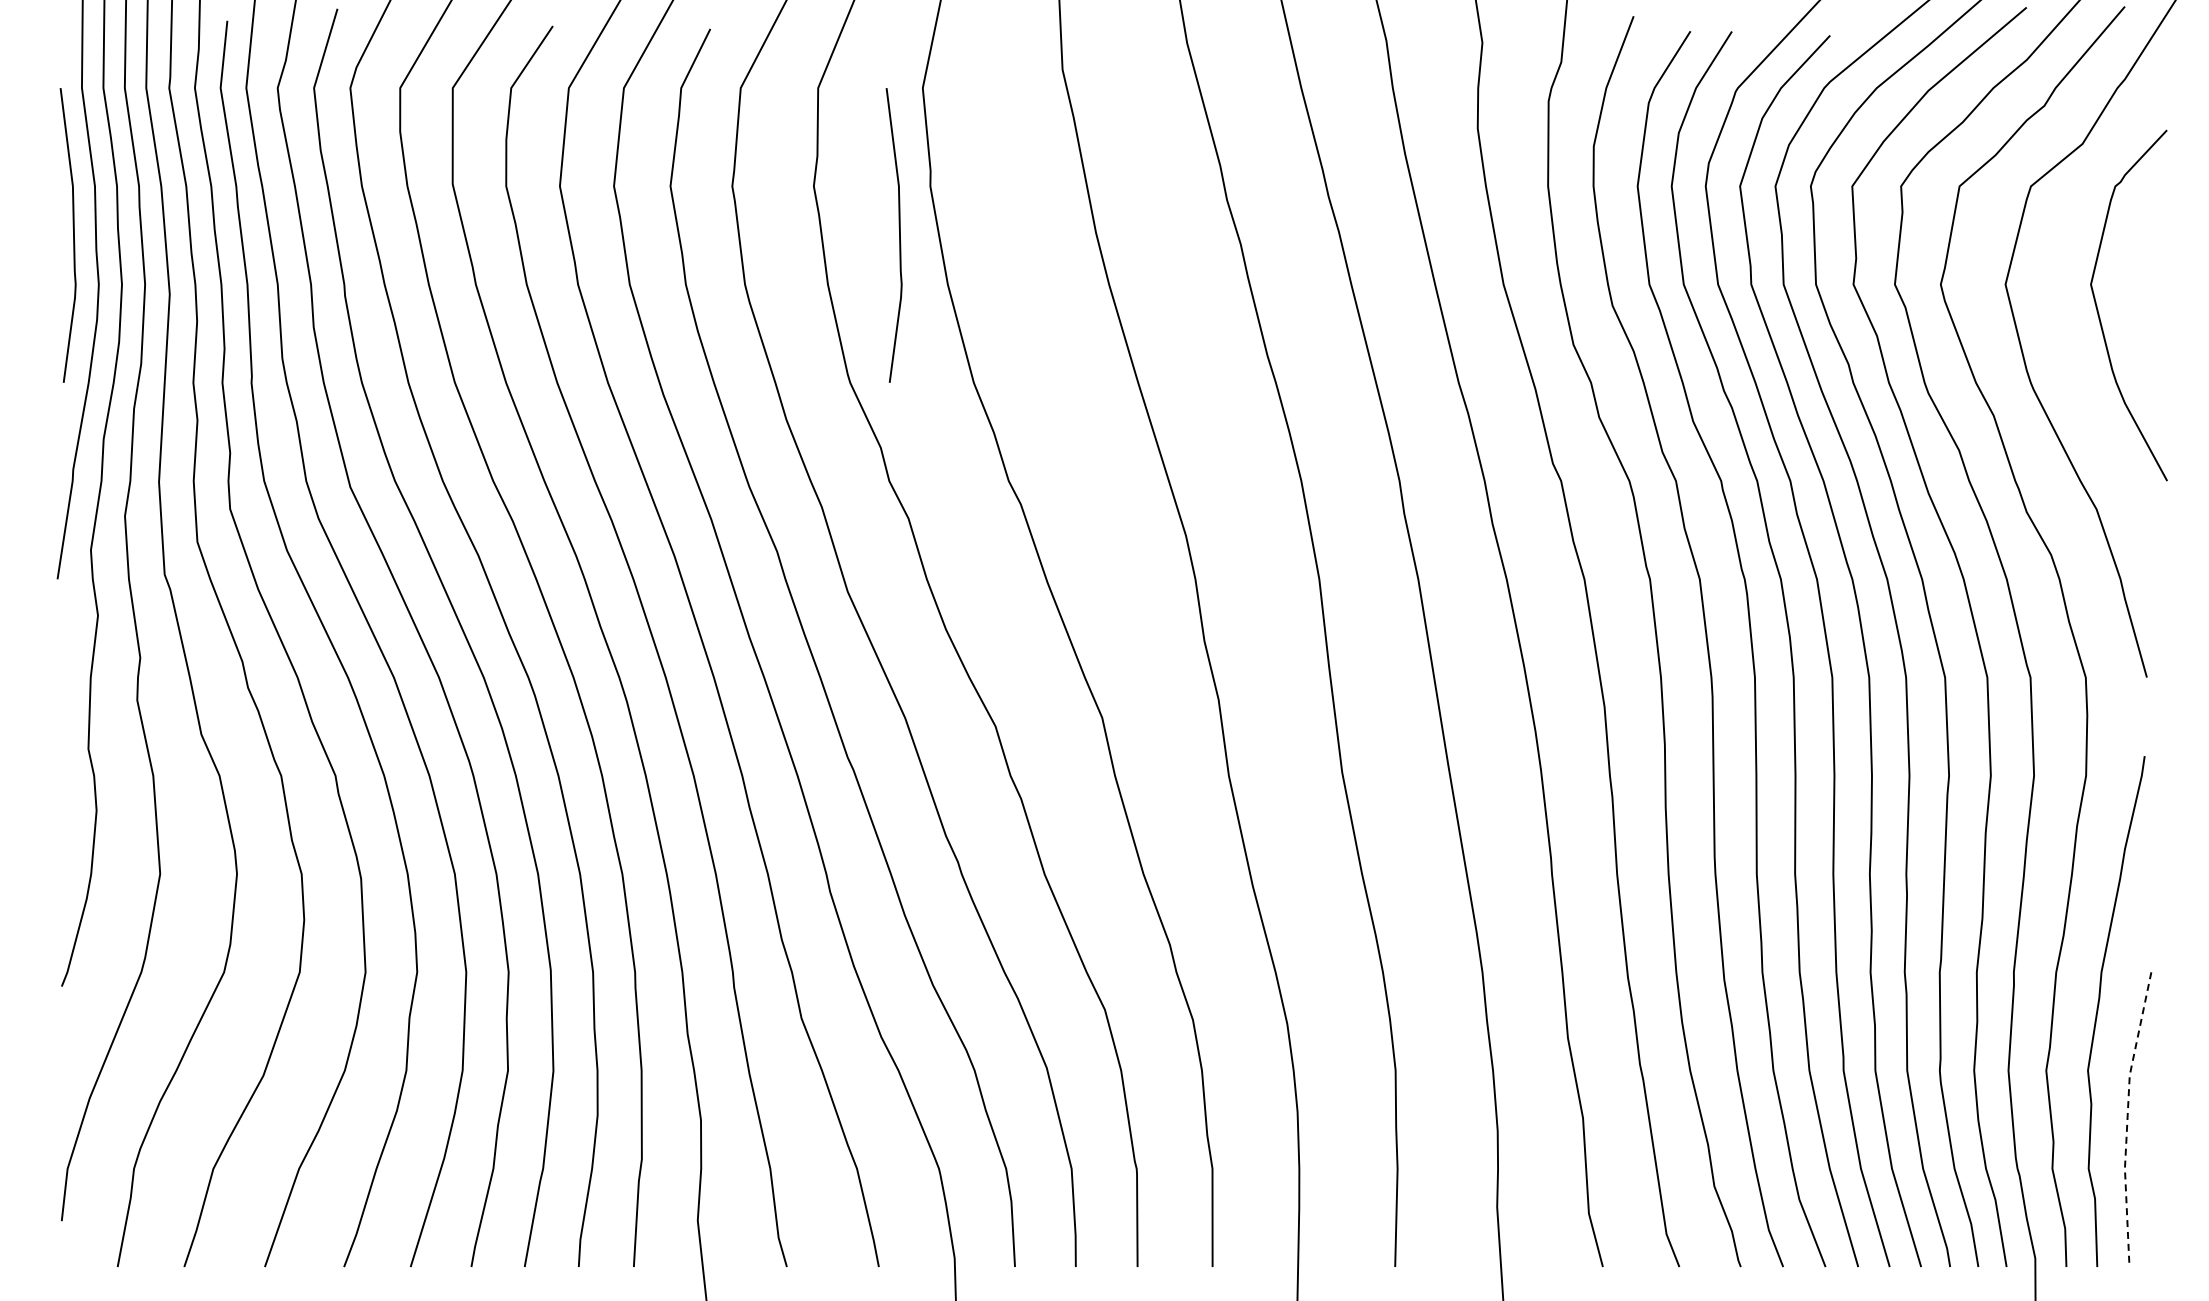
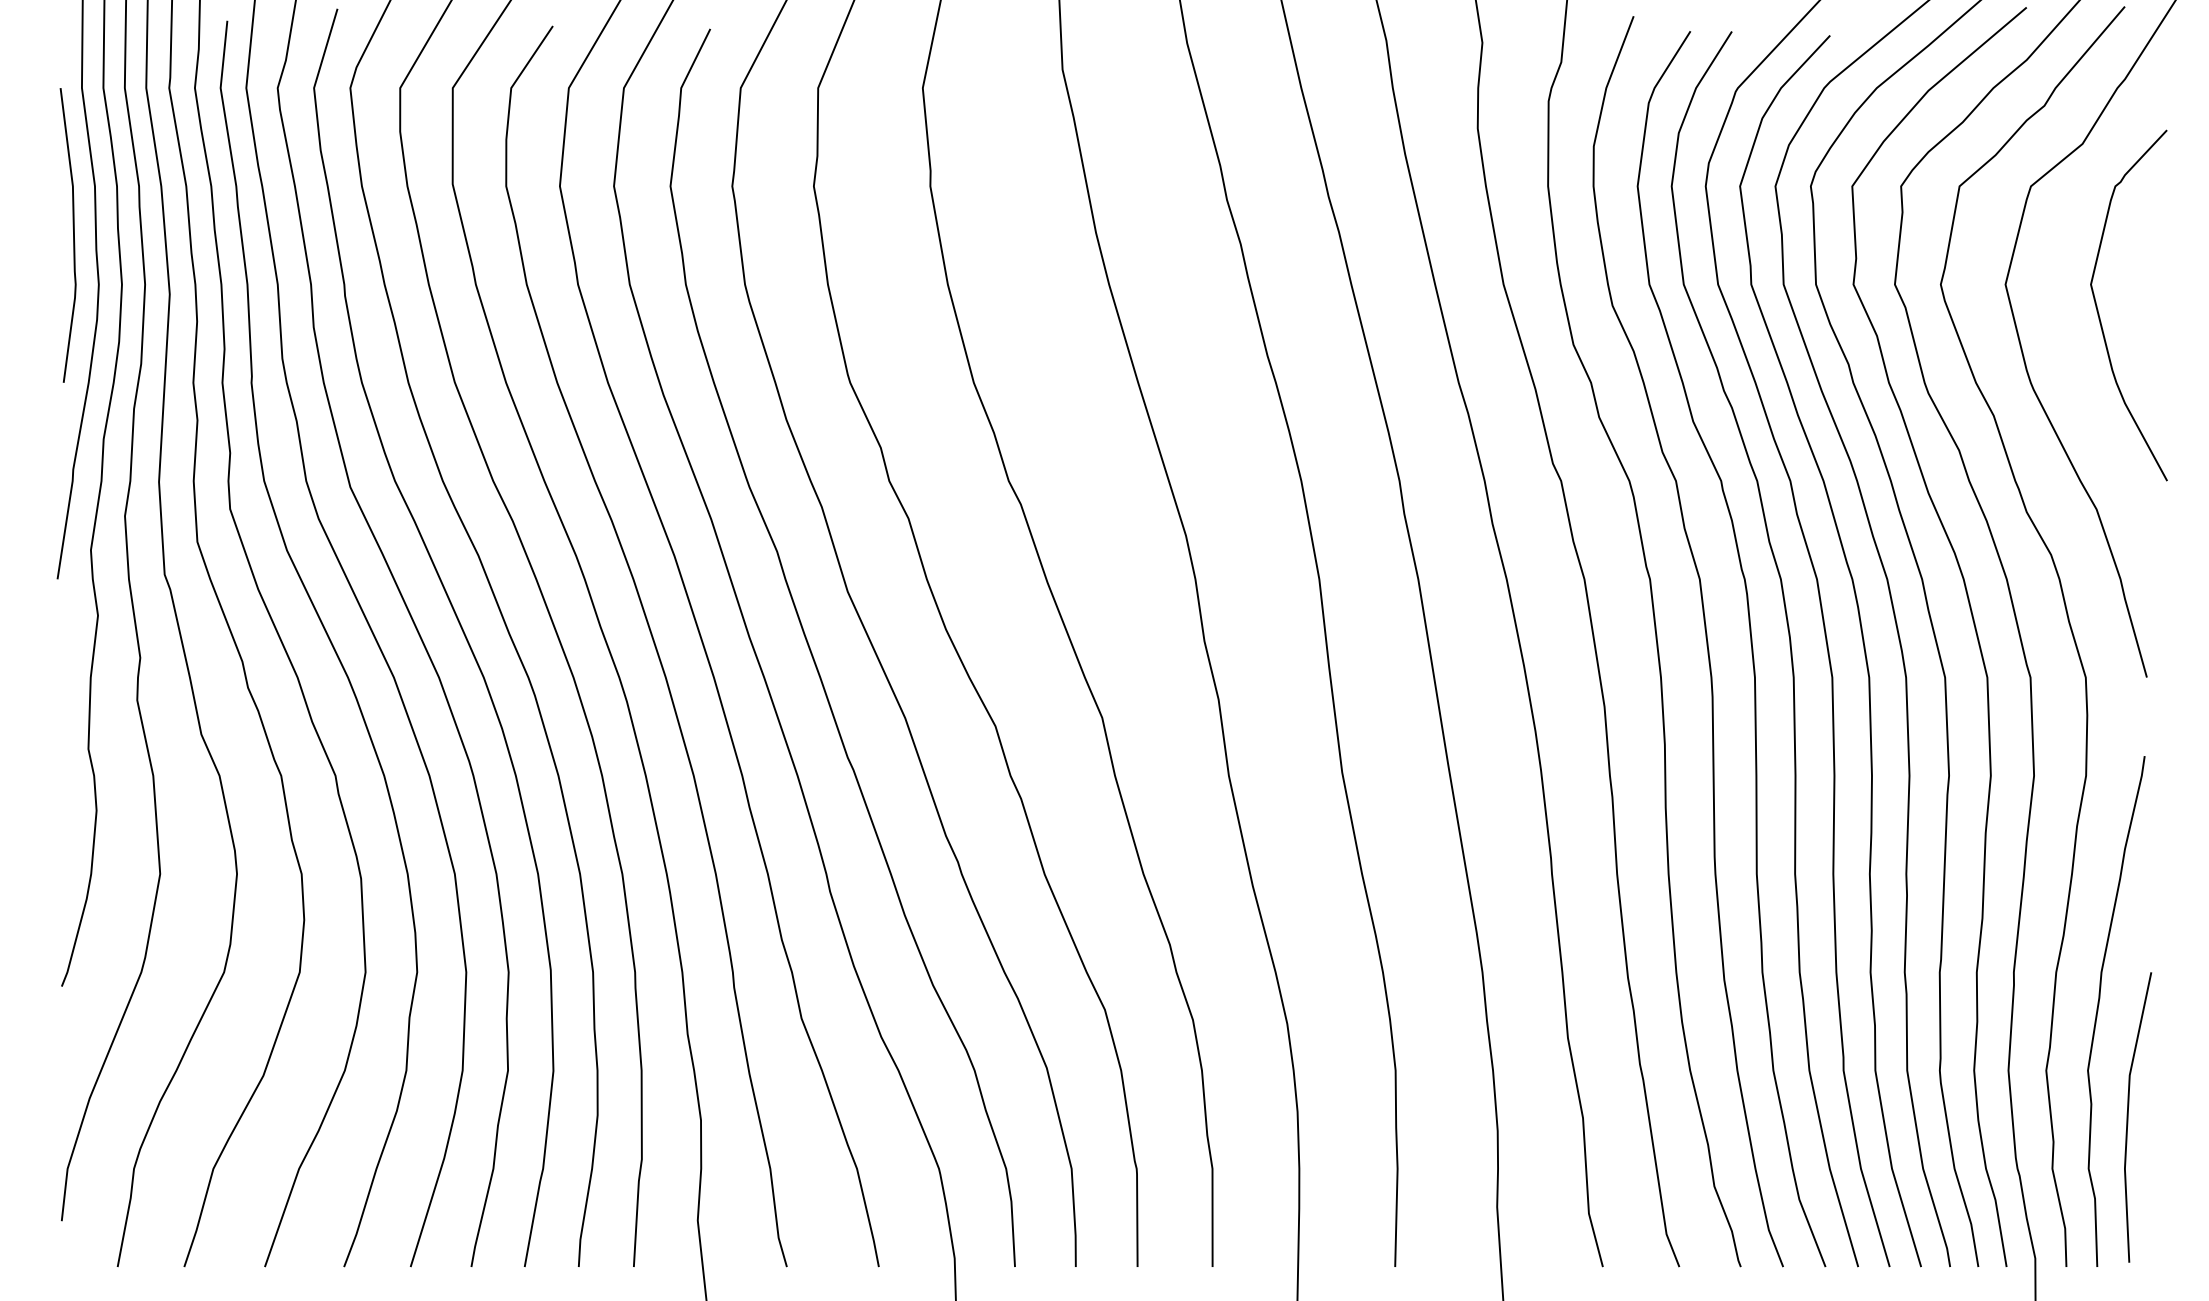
curve: present -> none (899, 235)
line: dashed -> solid (2127, 1117)
